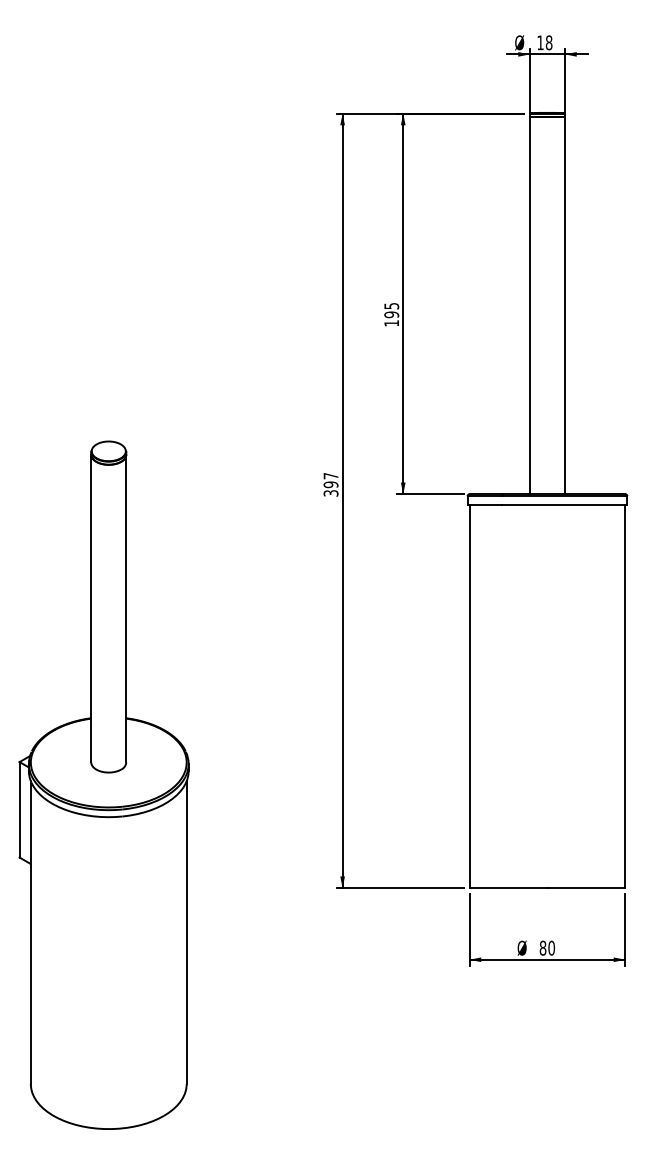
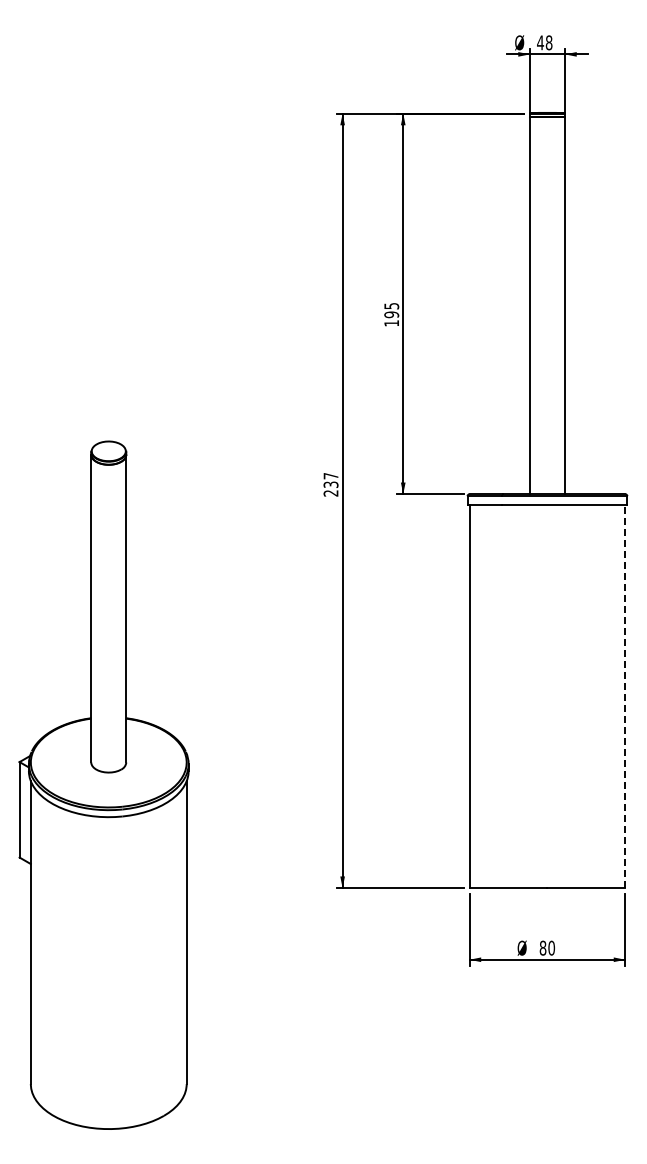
text: 18 -> 48 (540, 42)
text: 397 -> 237 (330, 488)
line: solid -> dashed (625, 696)
